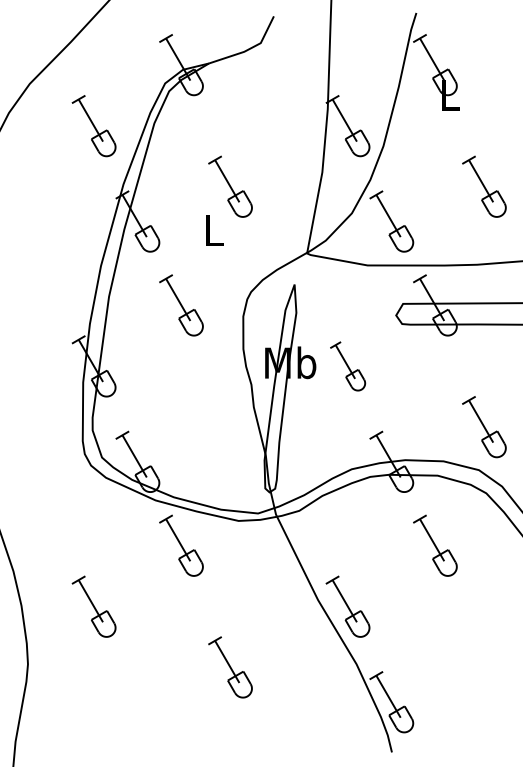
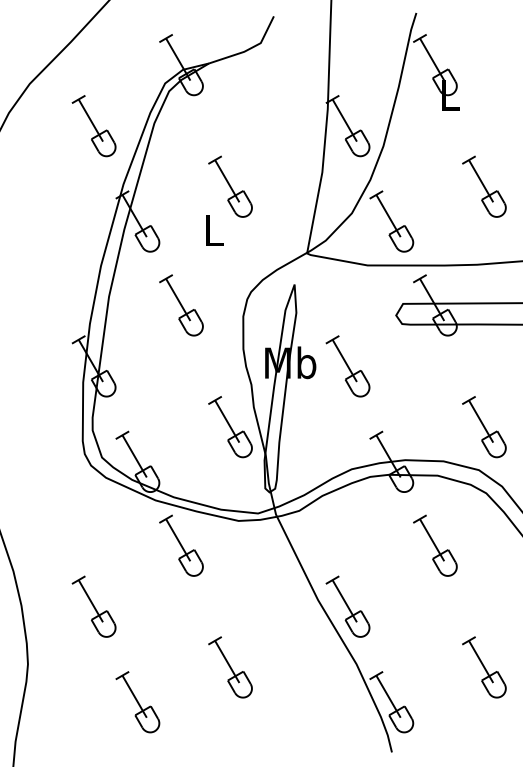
part size: 37x51 px -> 46x63 px (347, 366)
part: none -> present (230, 427)
part: none -> present (484, 667)
part: none -> present (137, 702)
